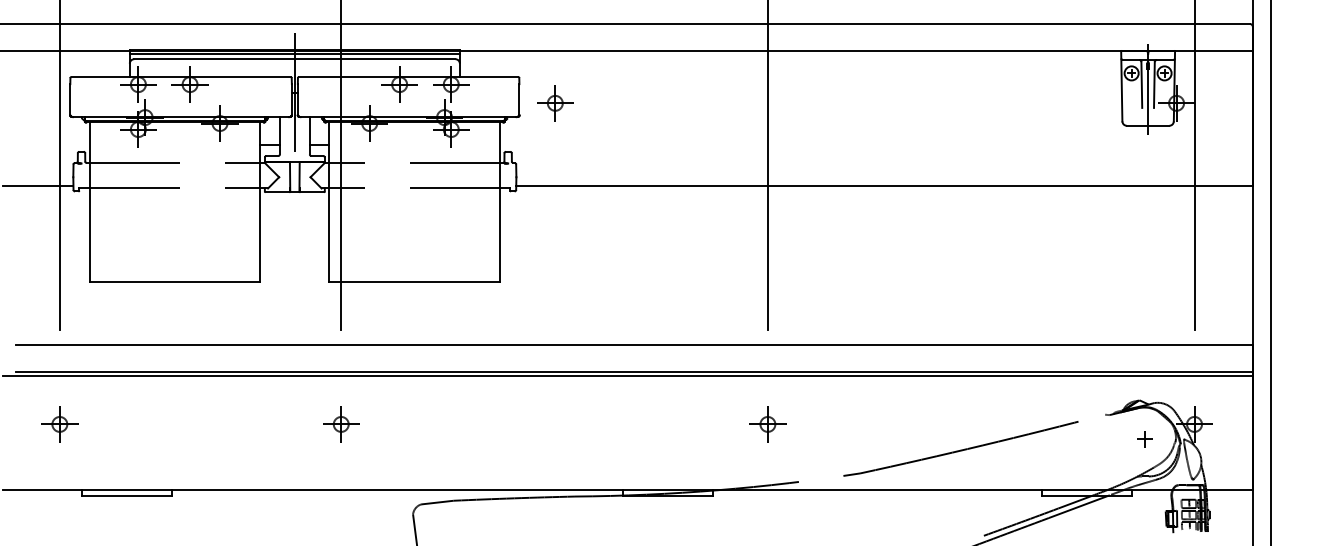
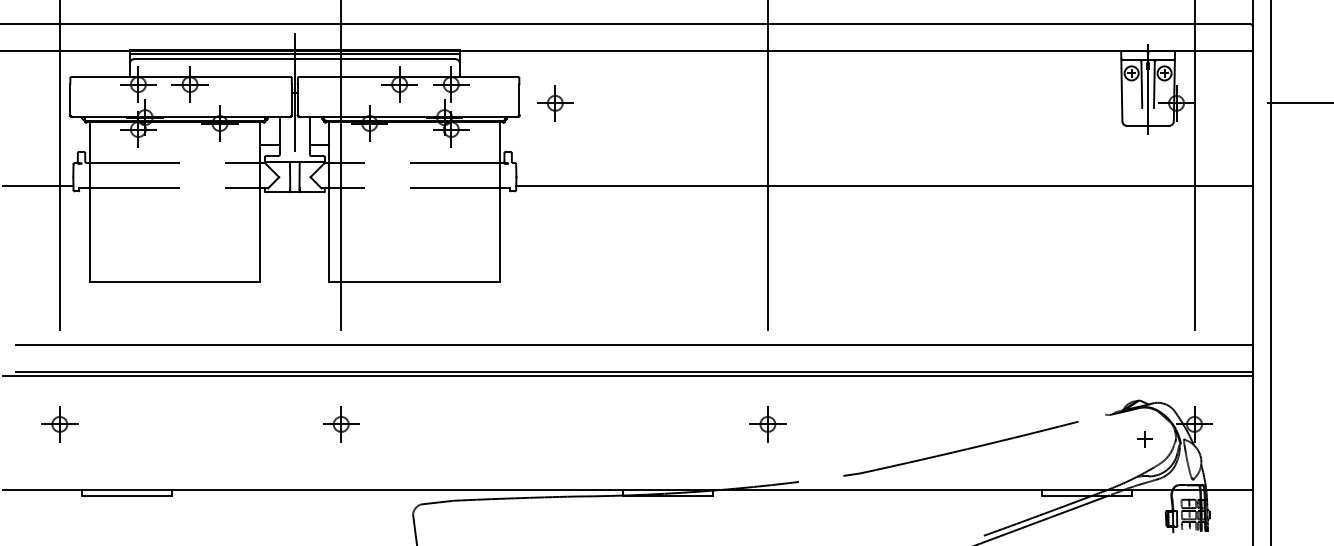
line: none -> present (1299, 103)
